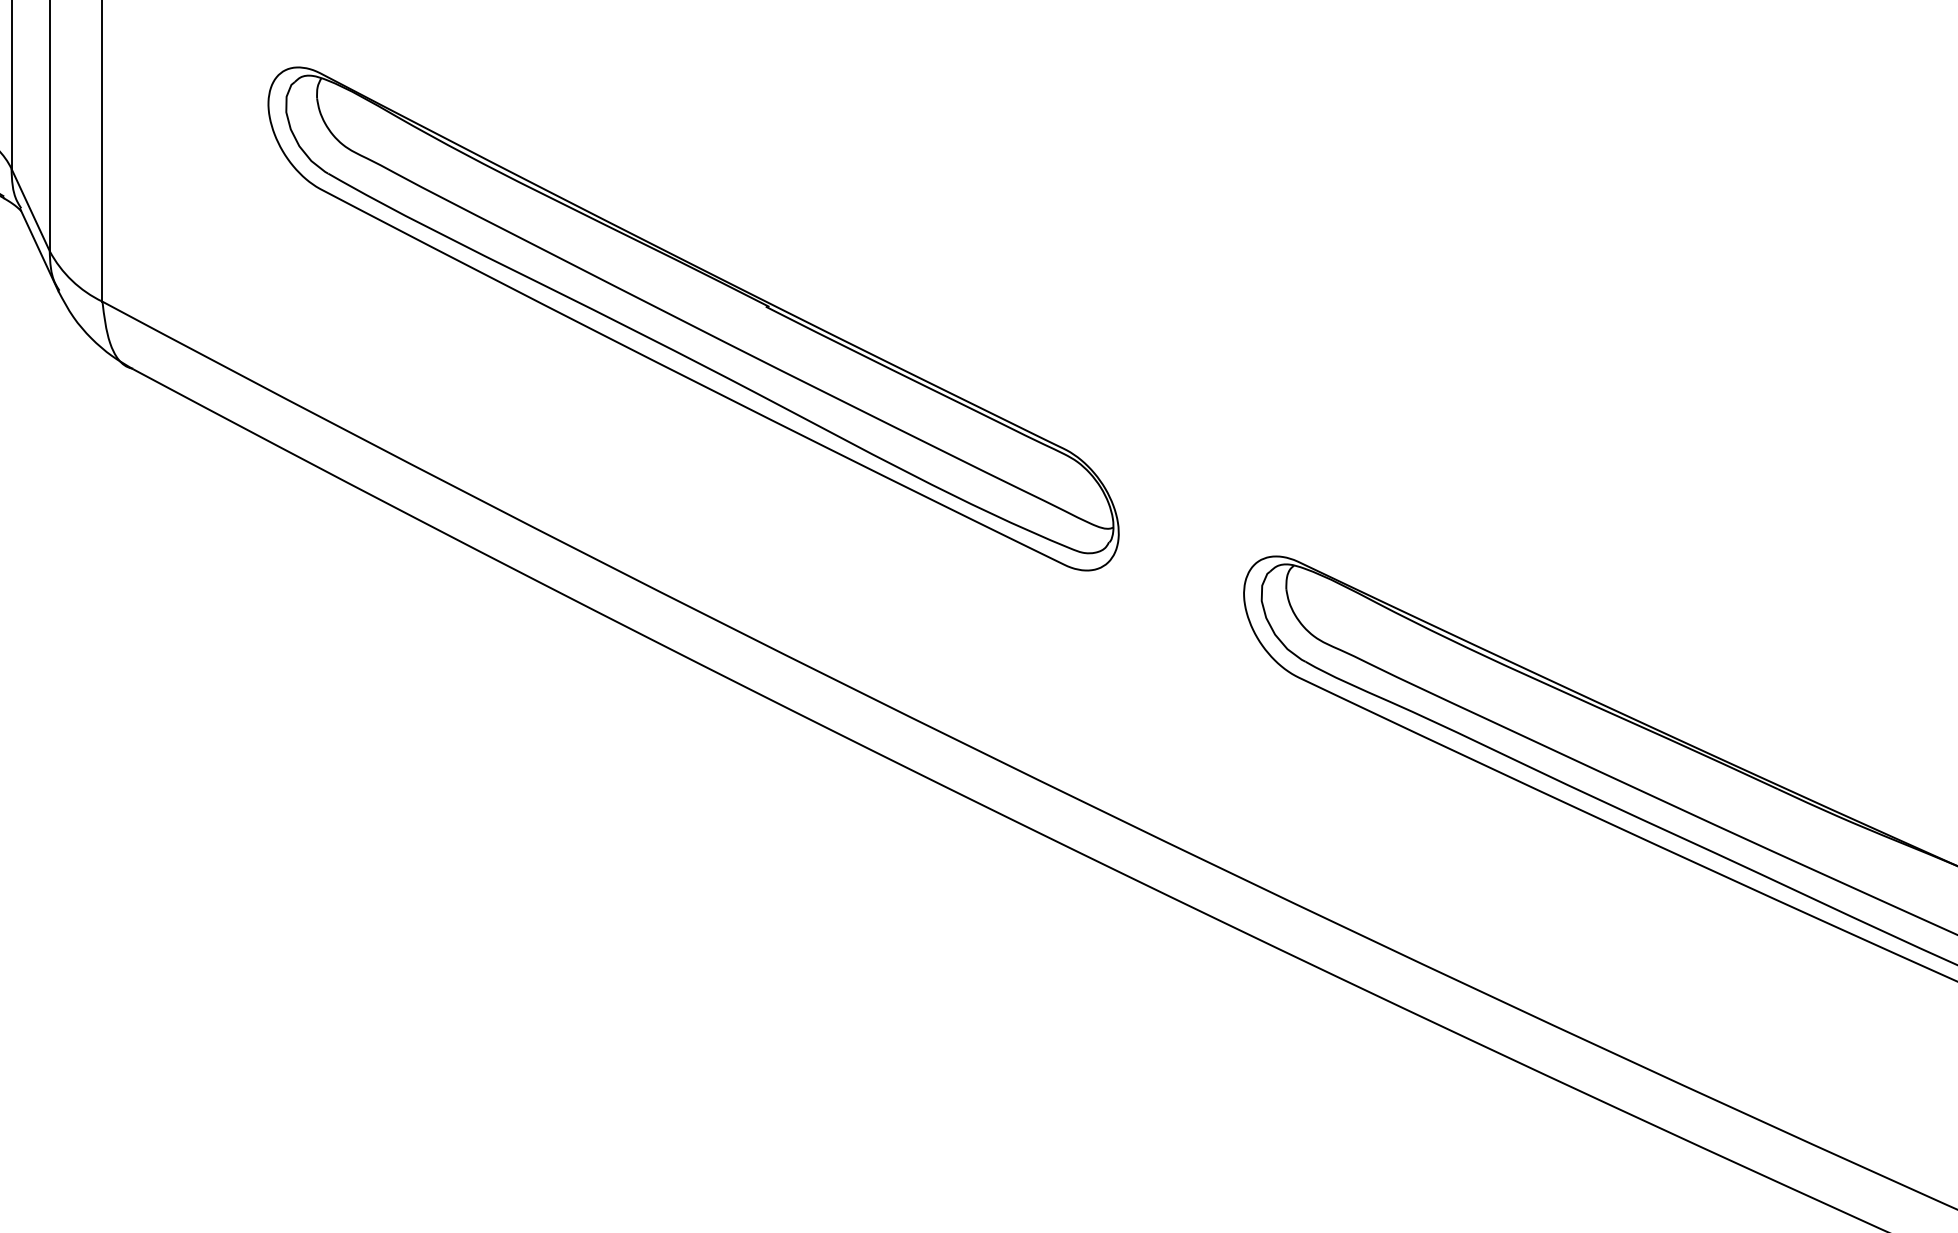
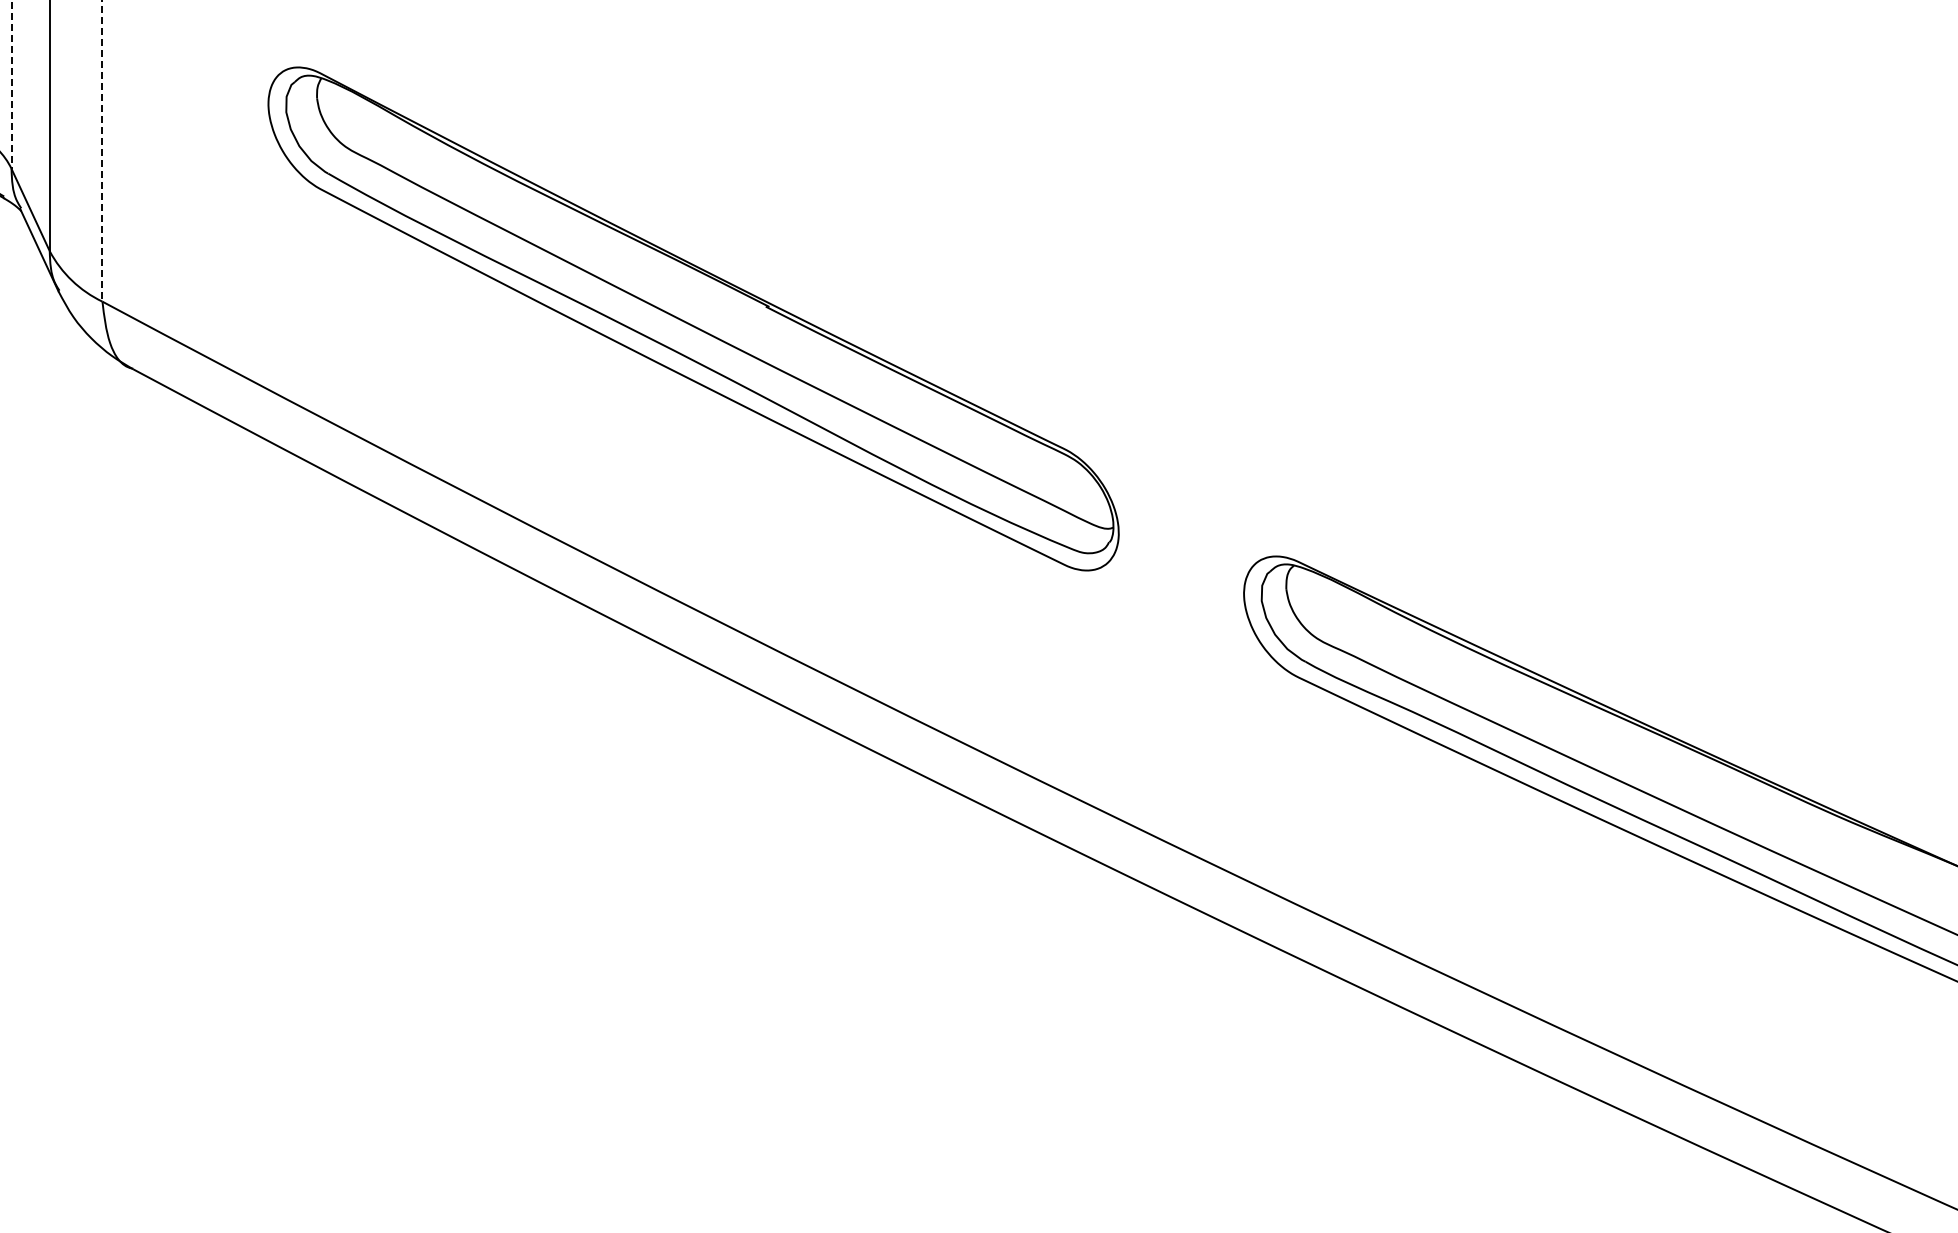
line: solid -> dashed (11, 85)
line: solid -> dashed (102, 151)
